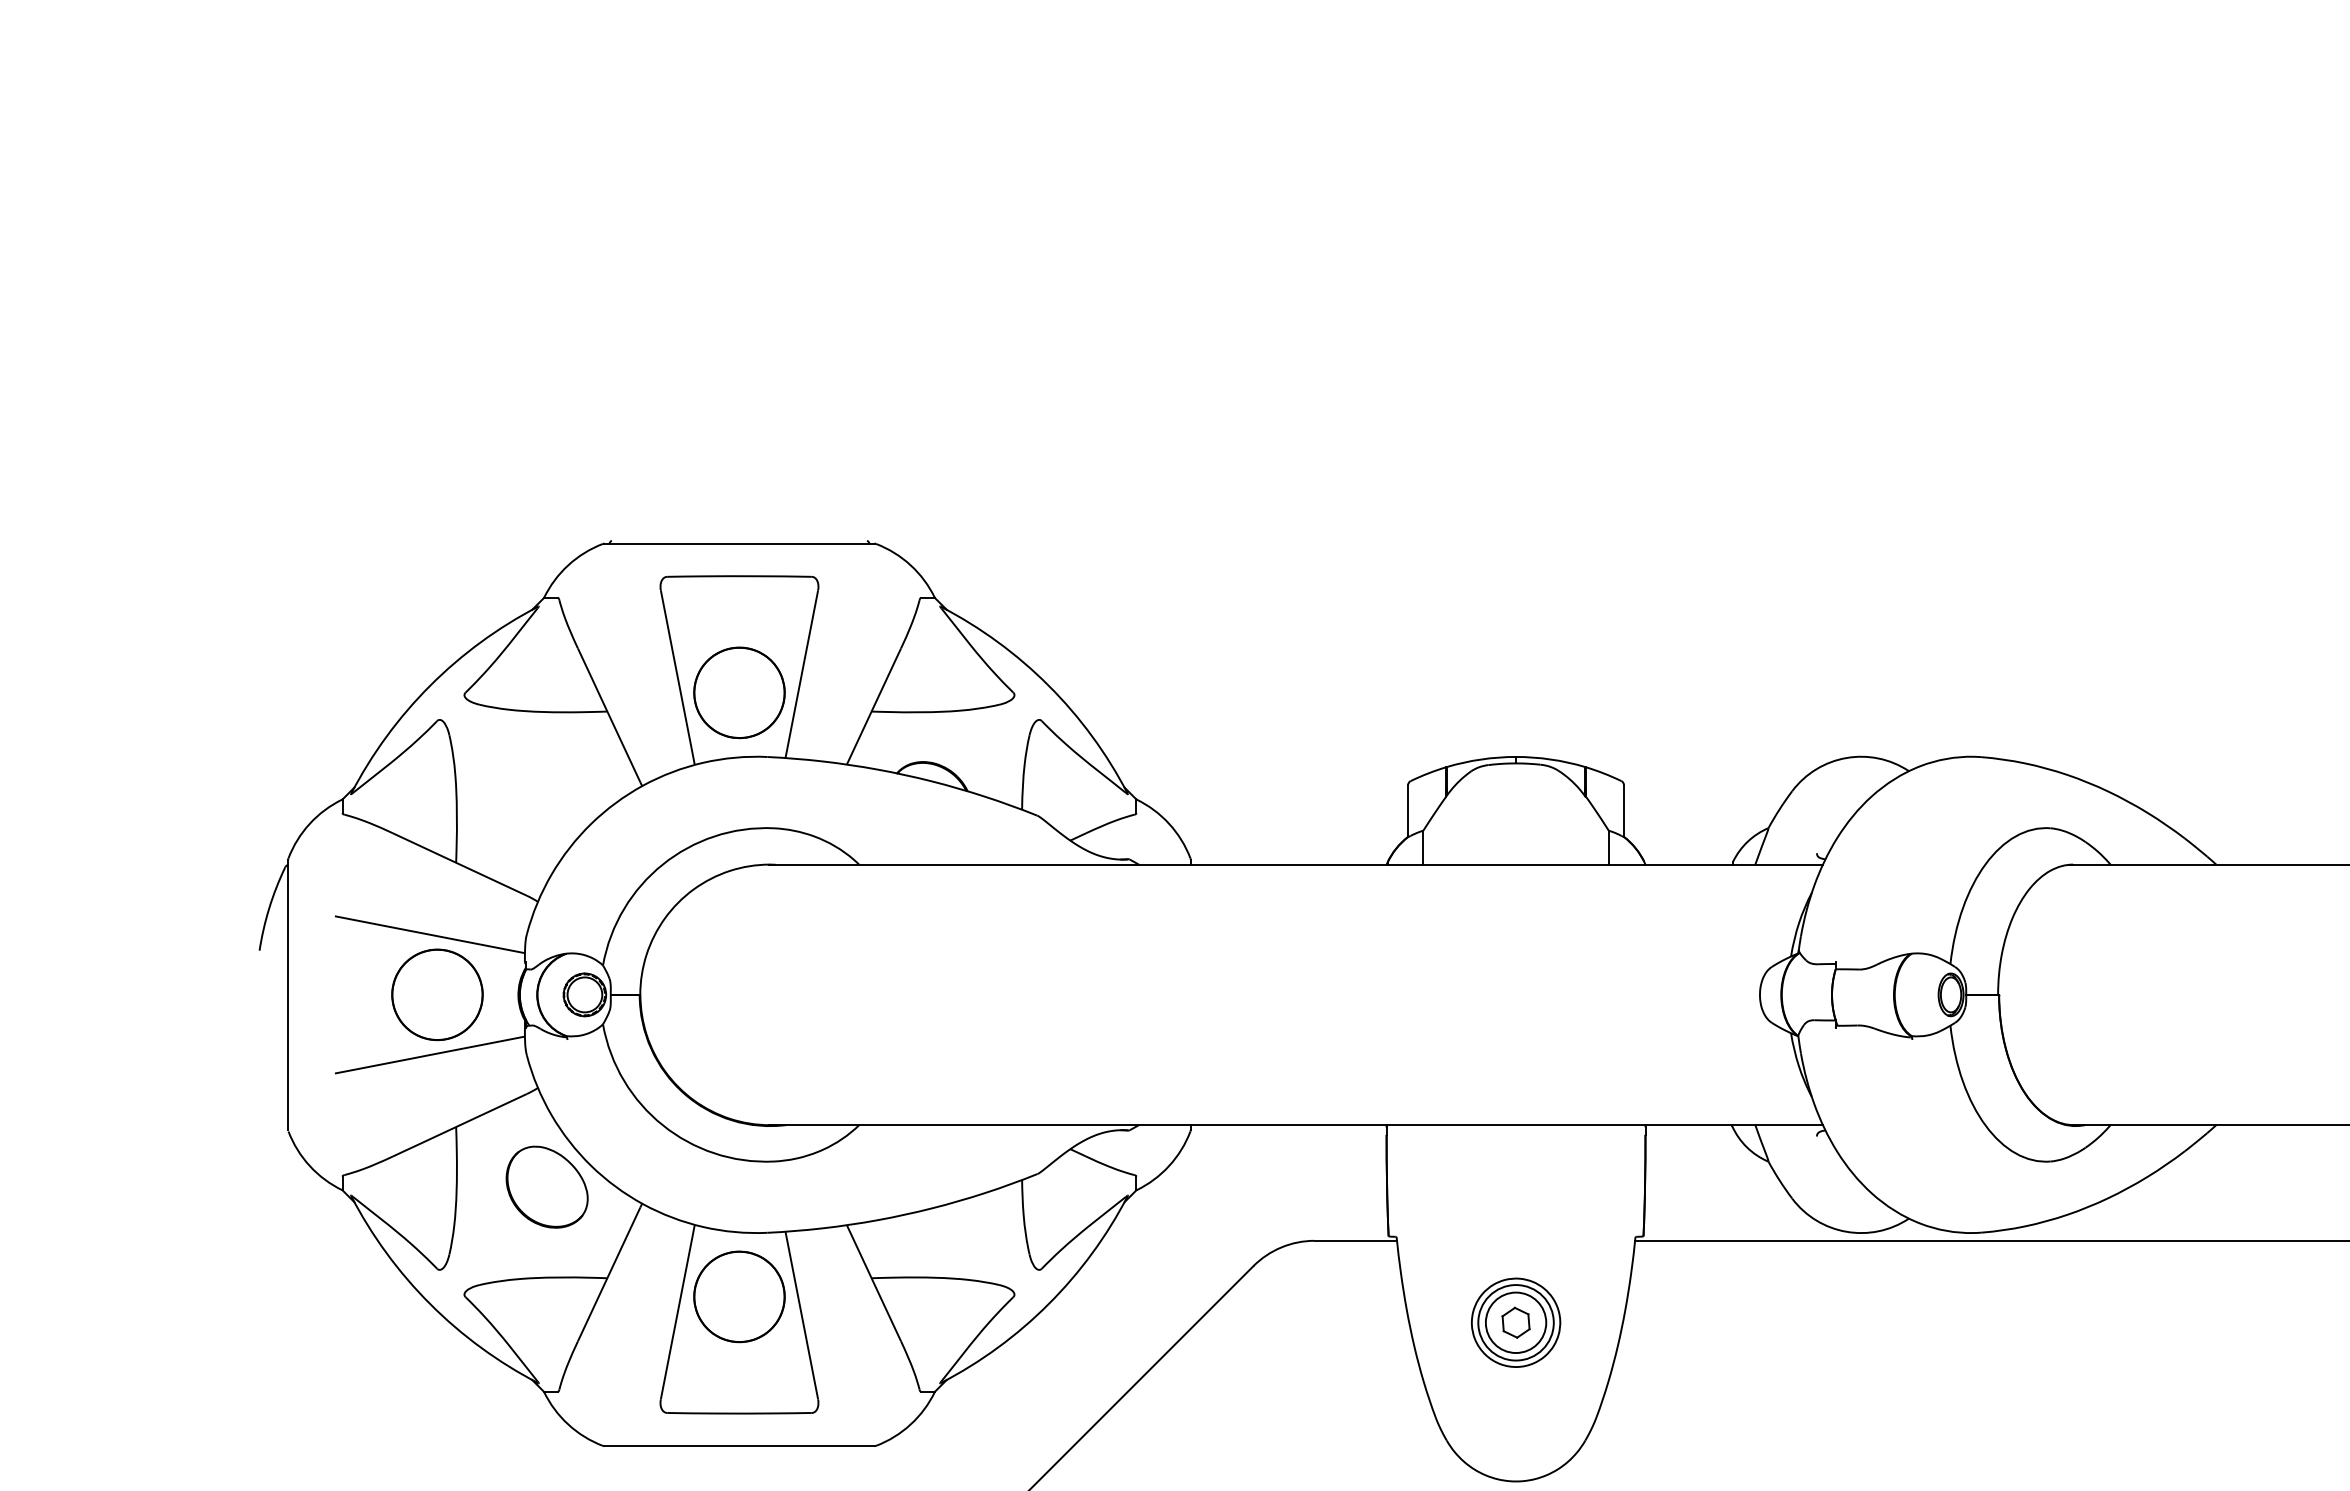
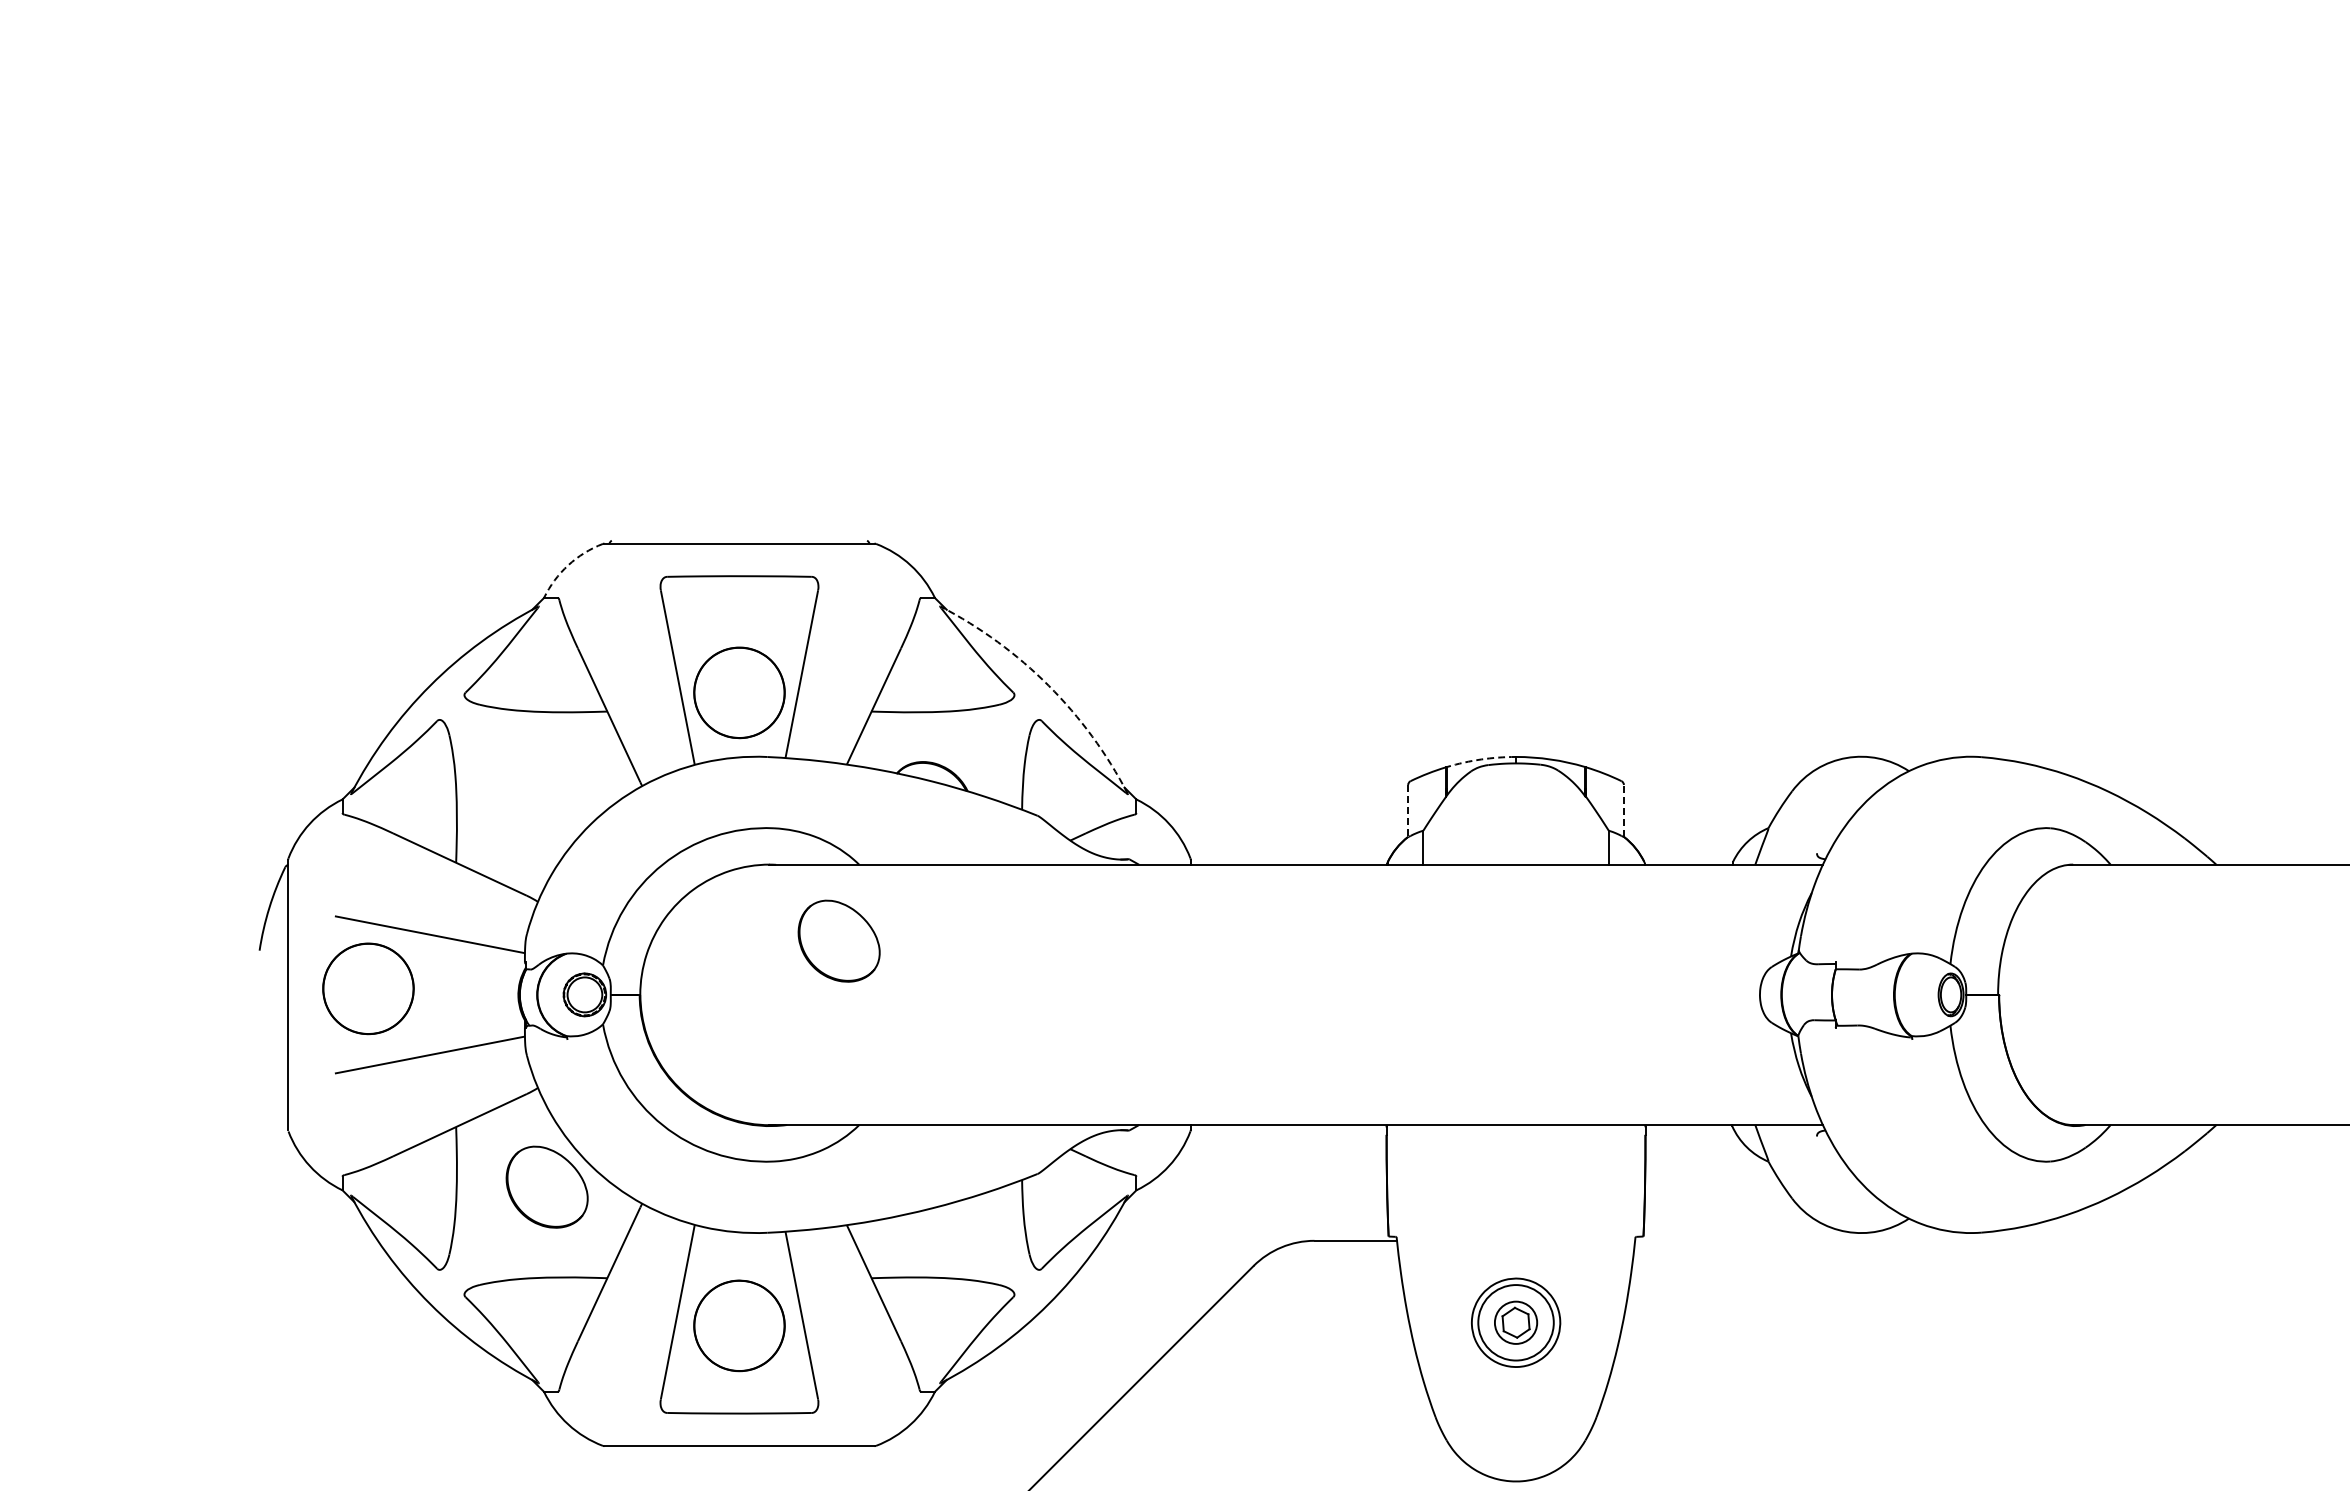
arc: solid -> dashed (568, 565)
arc: solid -> dashed (1048, 685)
arc: solid -> dashed (1481, 759)
line: solid -> dashed (1408, 810)
line: solid -> dashed (1623, 810)
part: none -> present (838, 940)
part position: (437, 994) -> (368, 988) (368, 988)
line: present -> none (1990, 1240)
part position: (739, 1296) -> (739, 1325) (739, 1325)
circle diameter: 60 px -> 42 px (1515, 1322)
